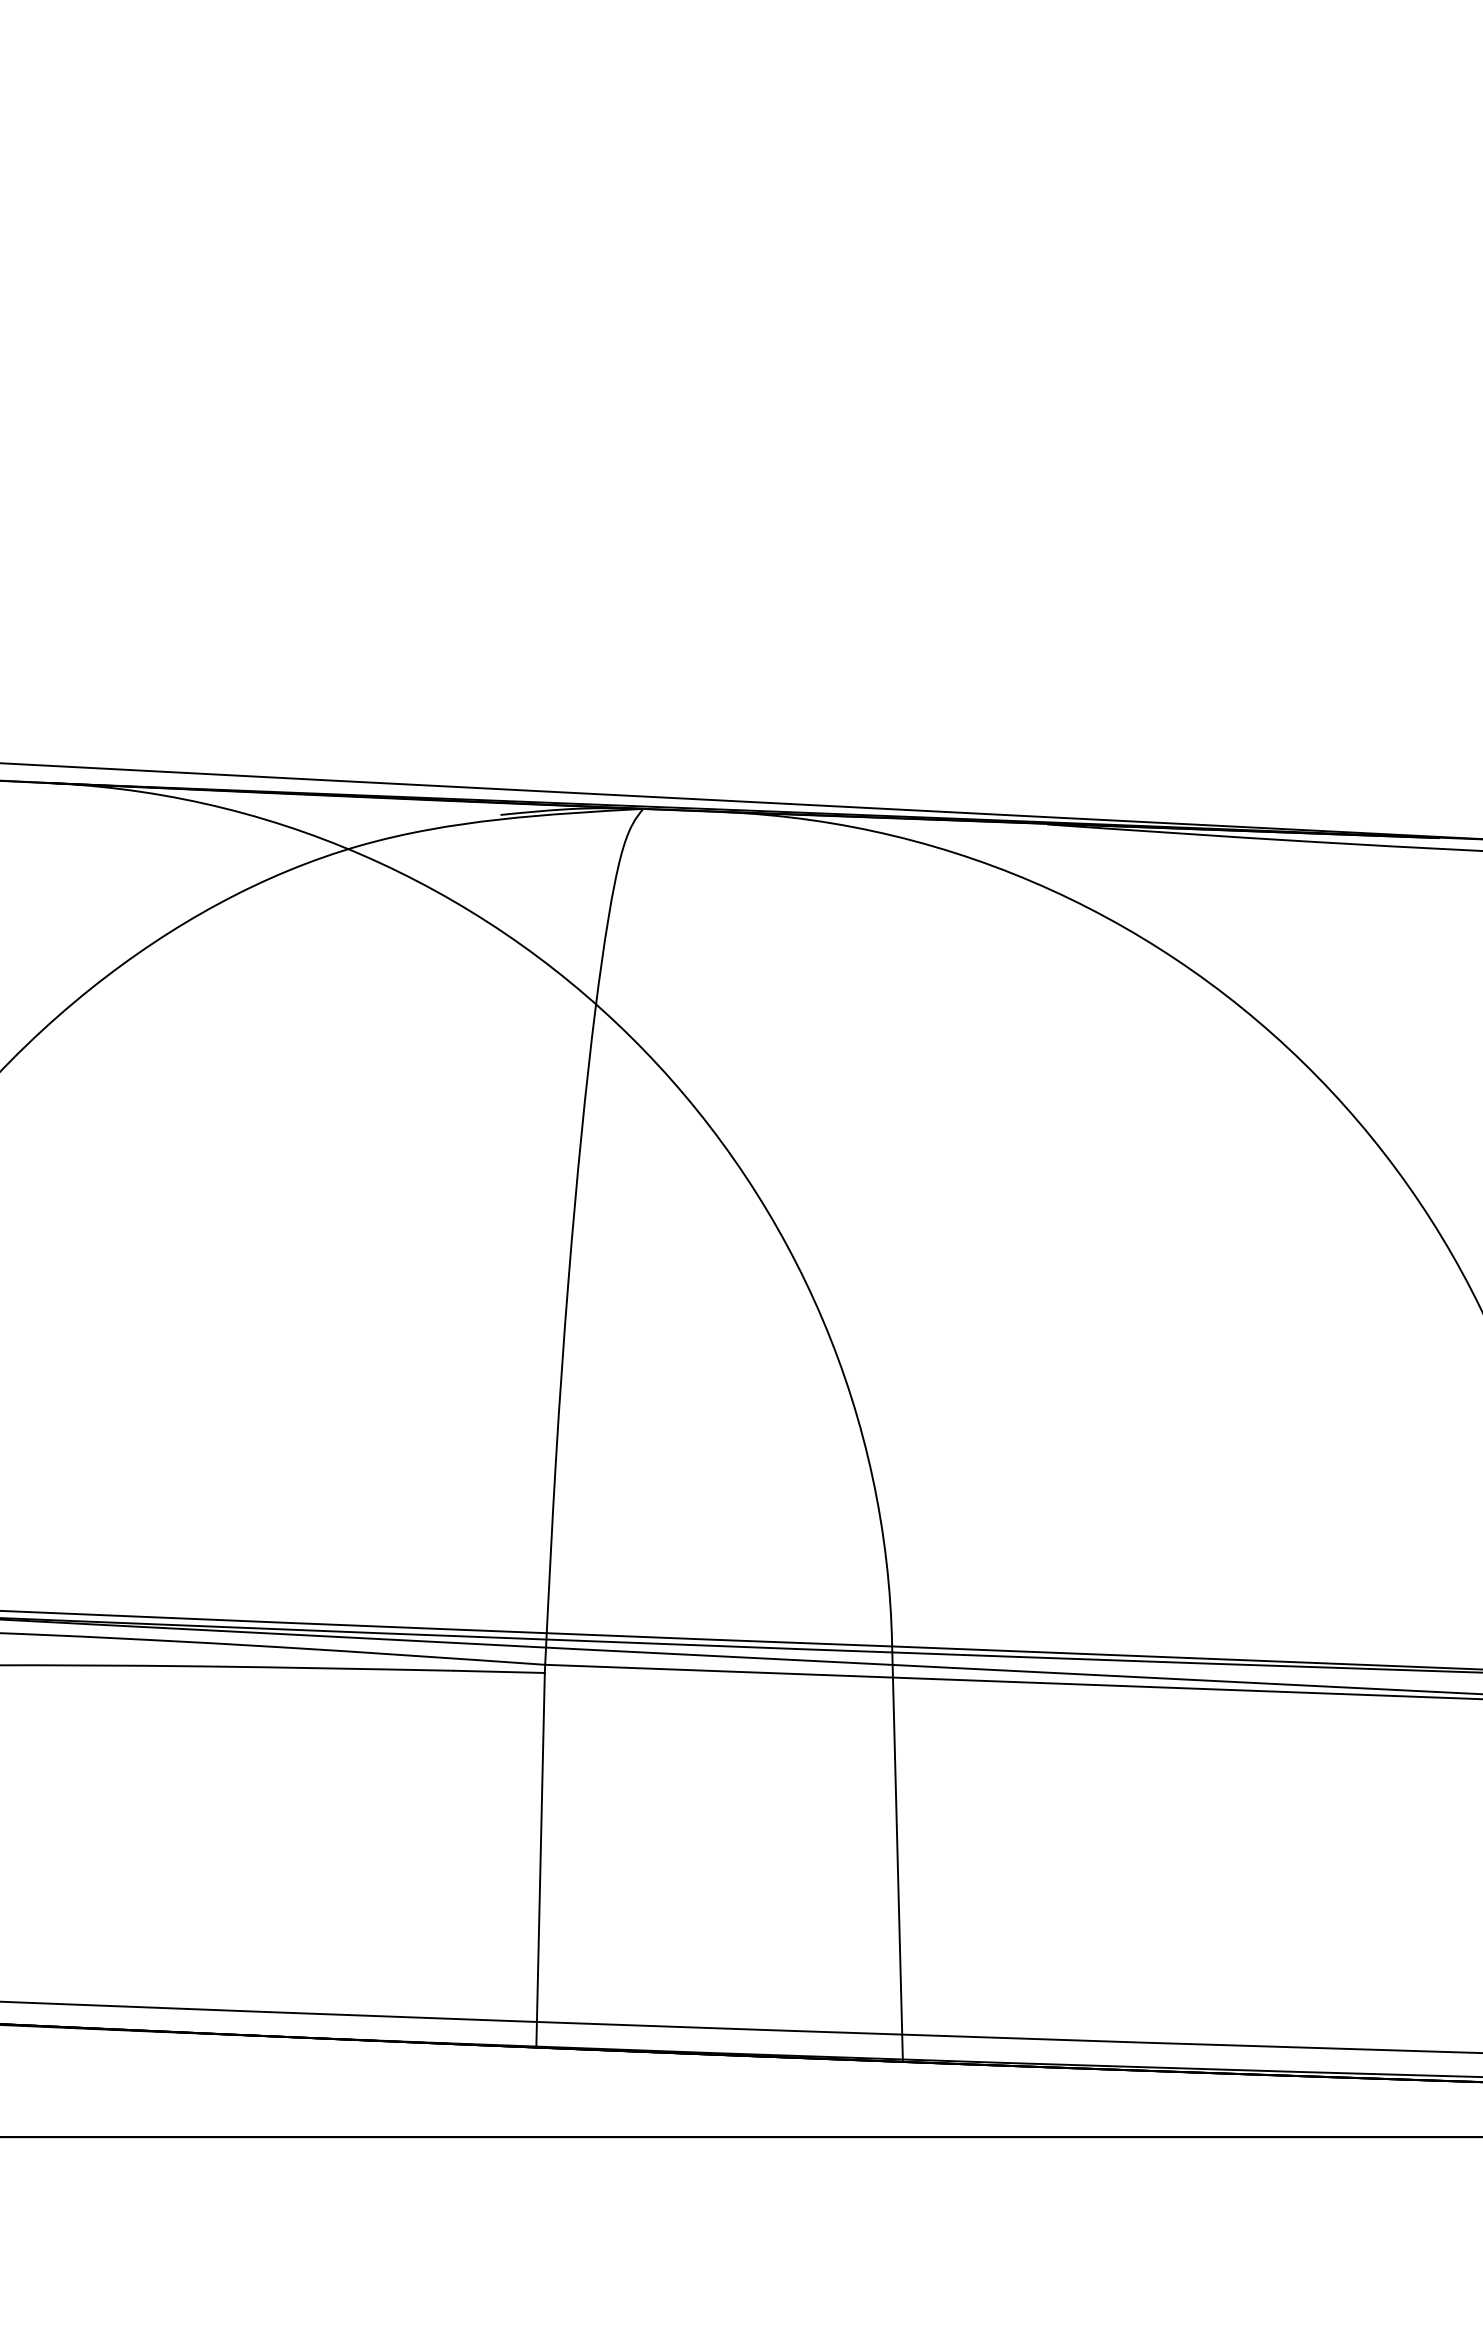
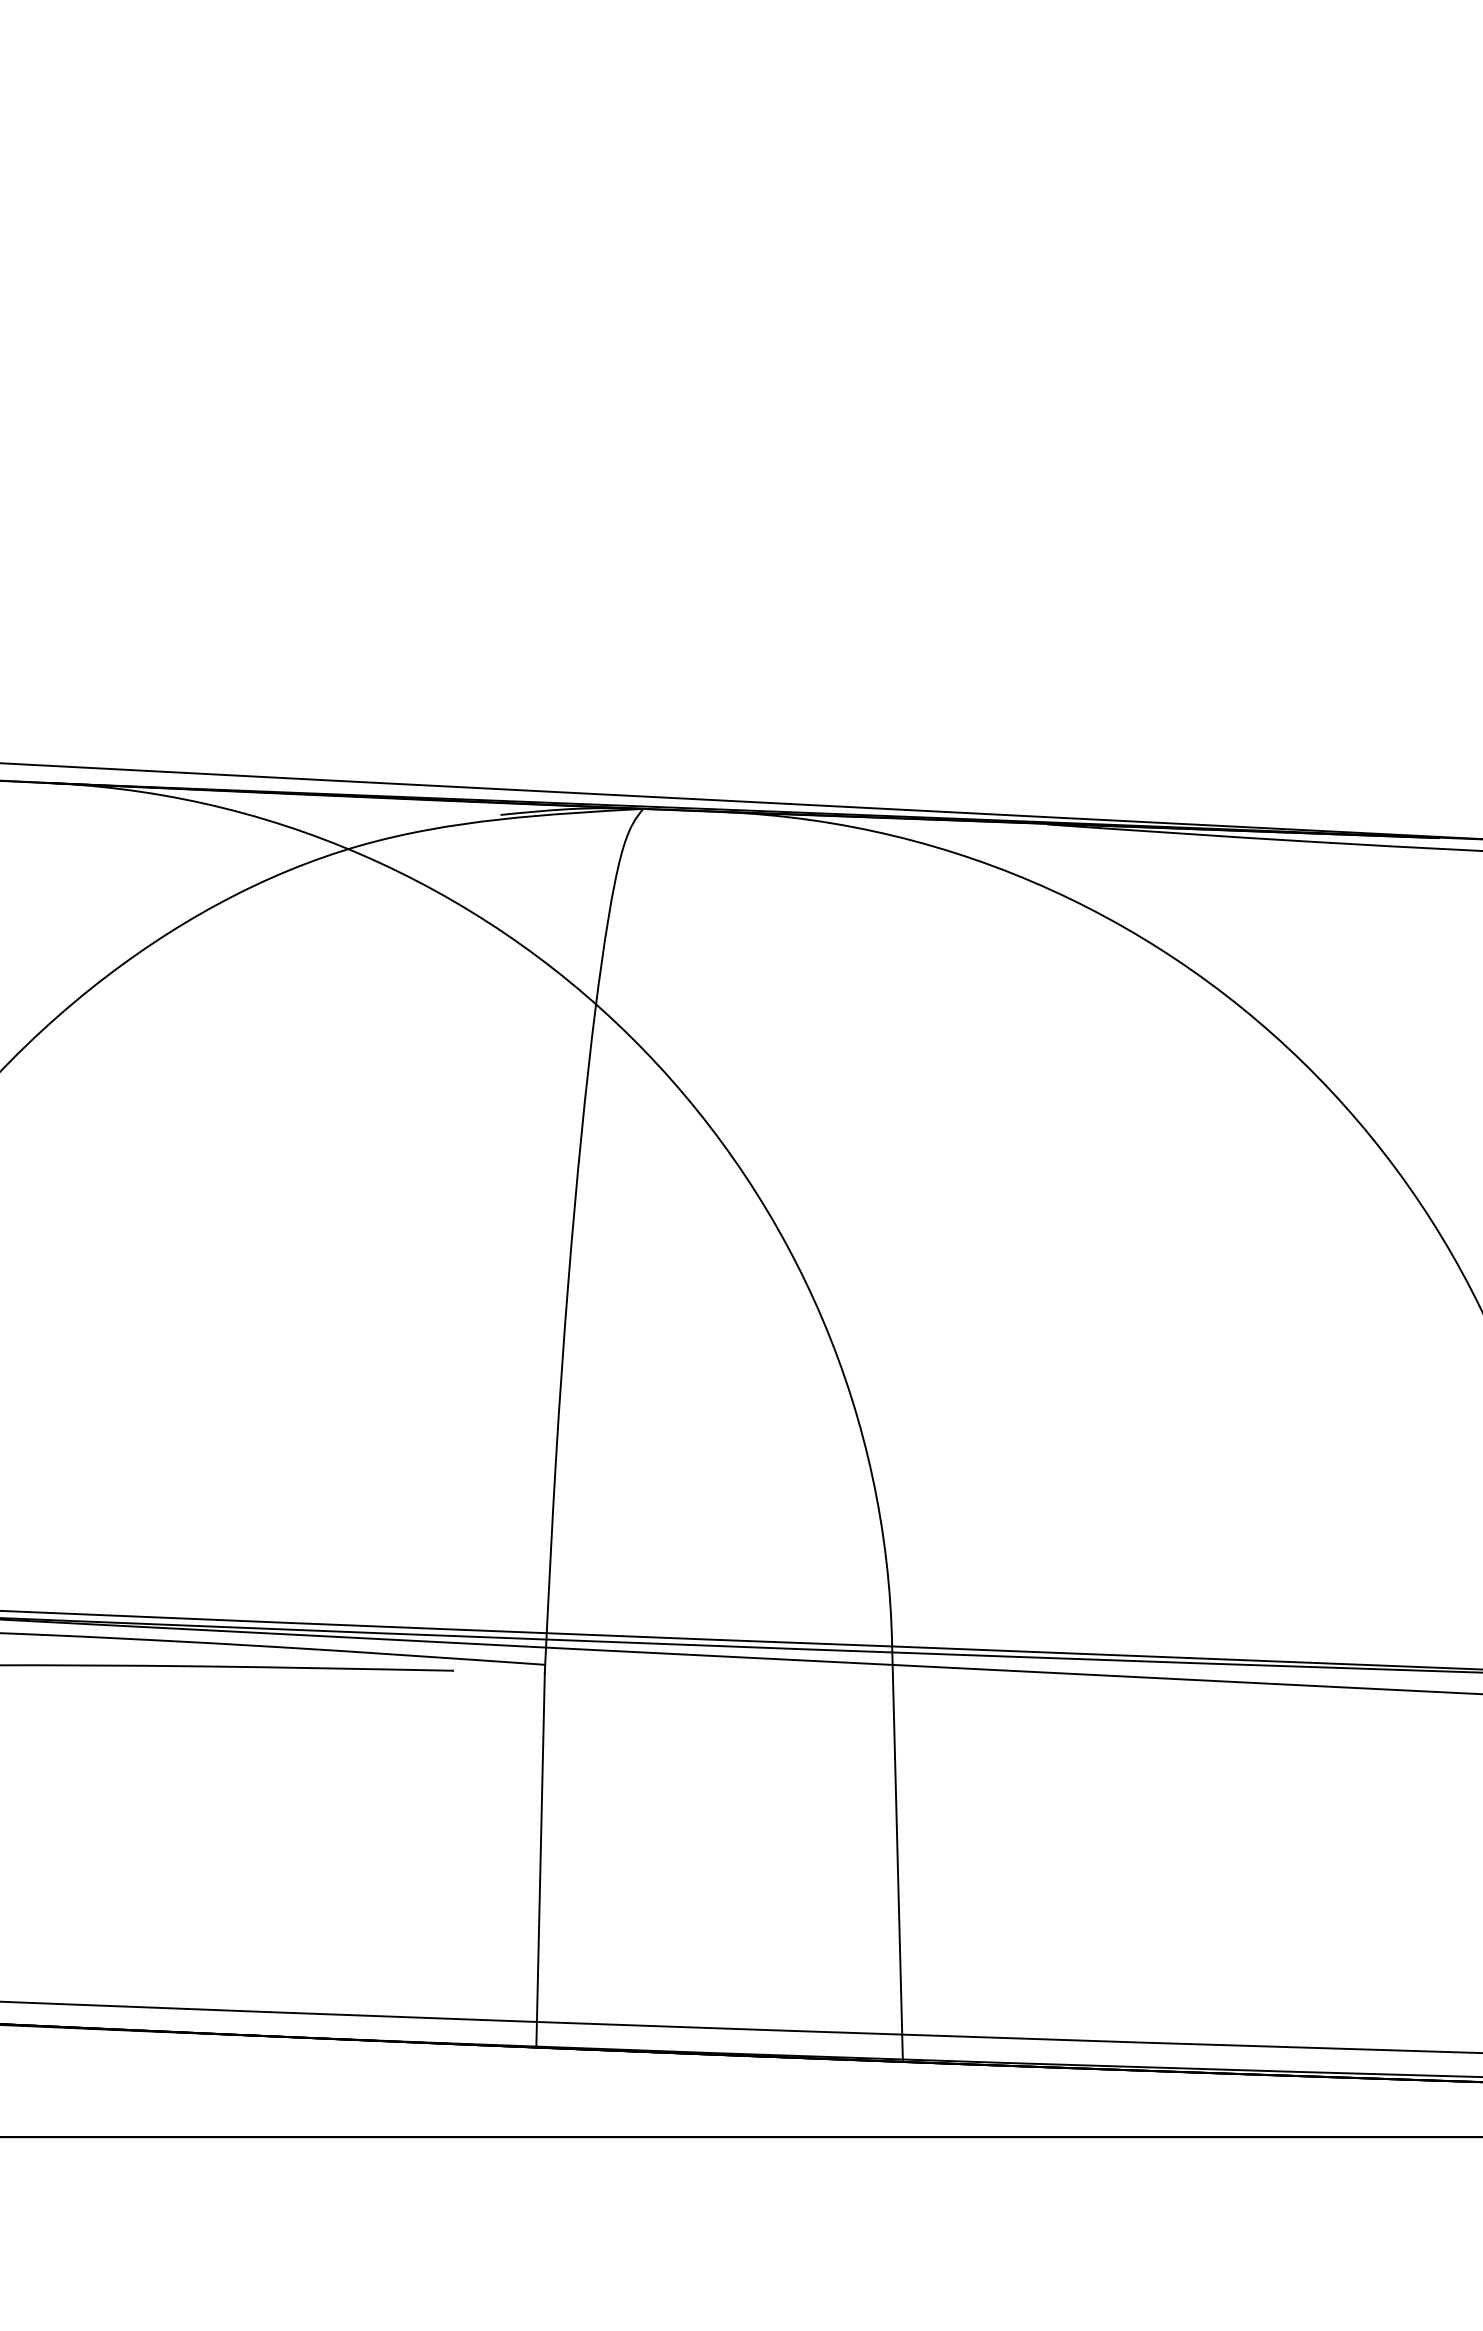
line: present -> none (499, 1671)
line: present -> none (1012, 1681)
